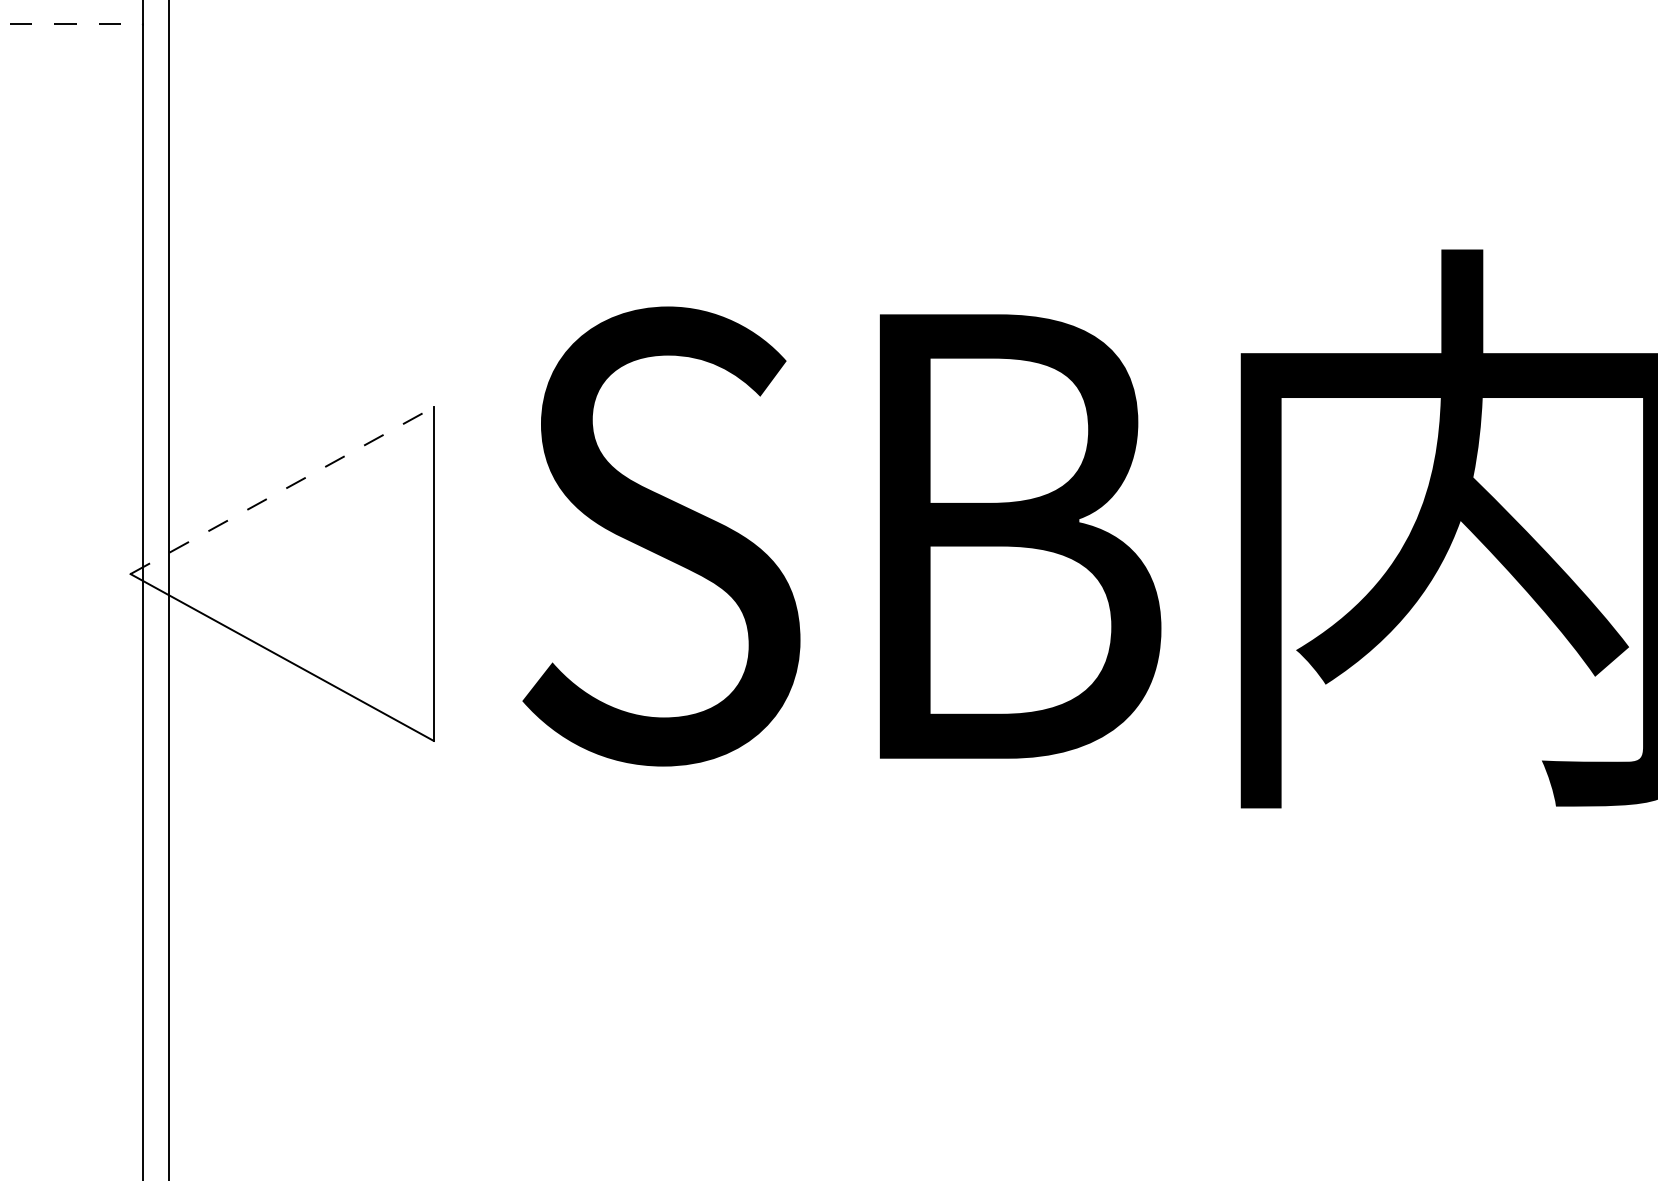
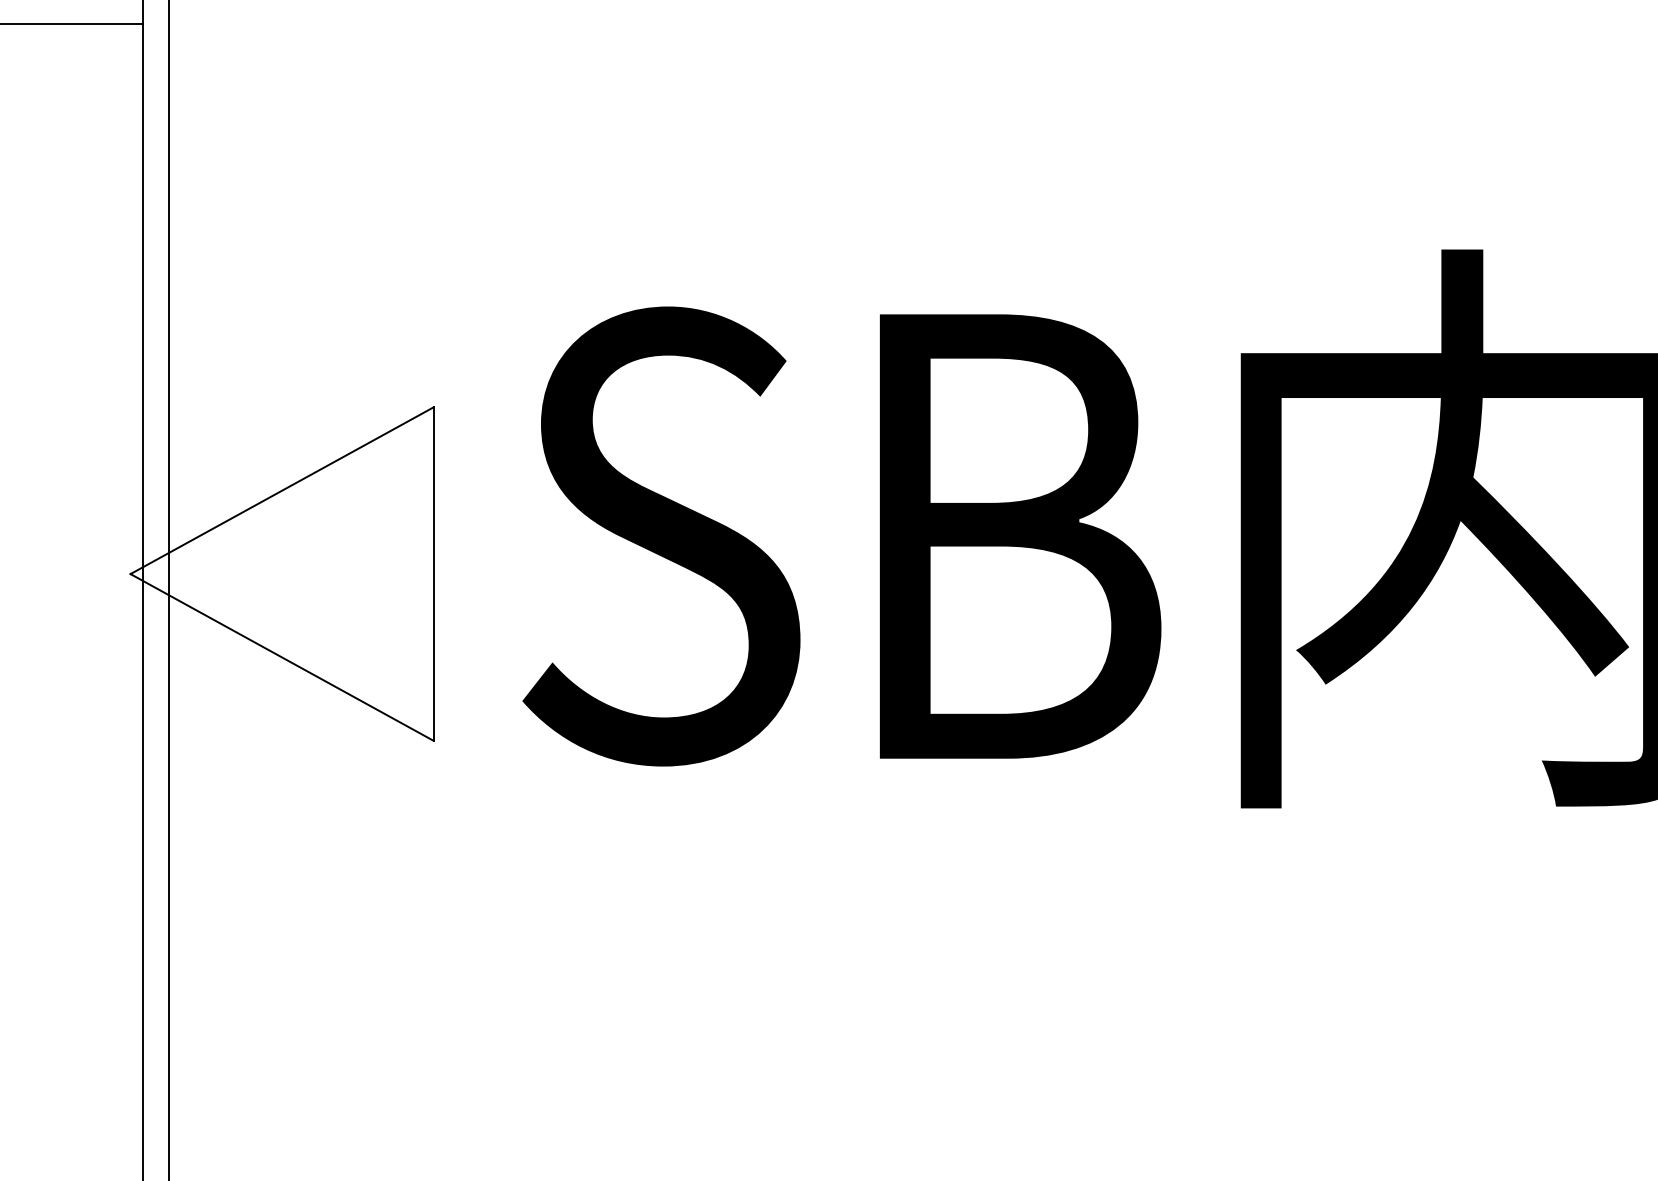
line: dashed -> solid (71, 24)
line: dashed -> solid (282, 490)
